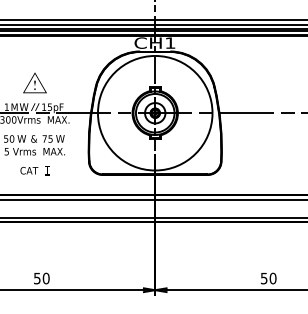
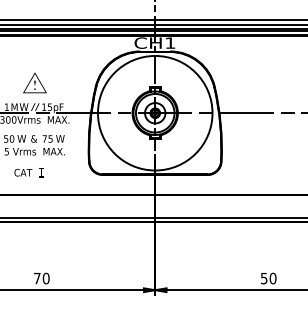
text position: (34, 170) -> (28, 172) (28, 172)
line: present -> none (153, 199)
text: 50 -> 70 (37, 278)
